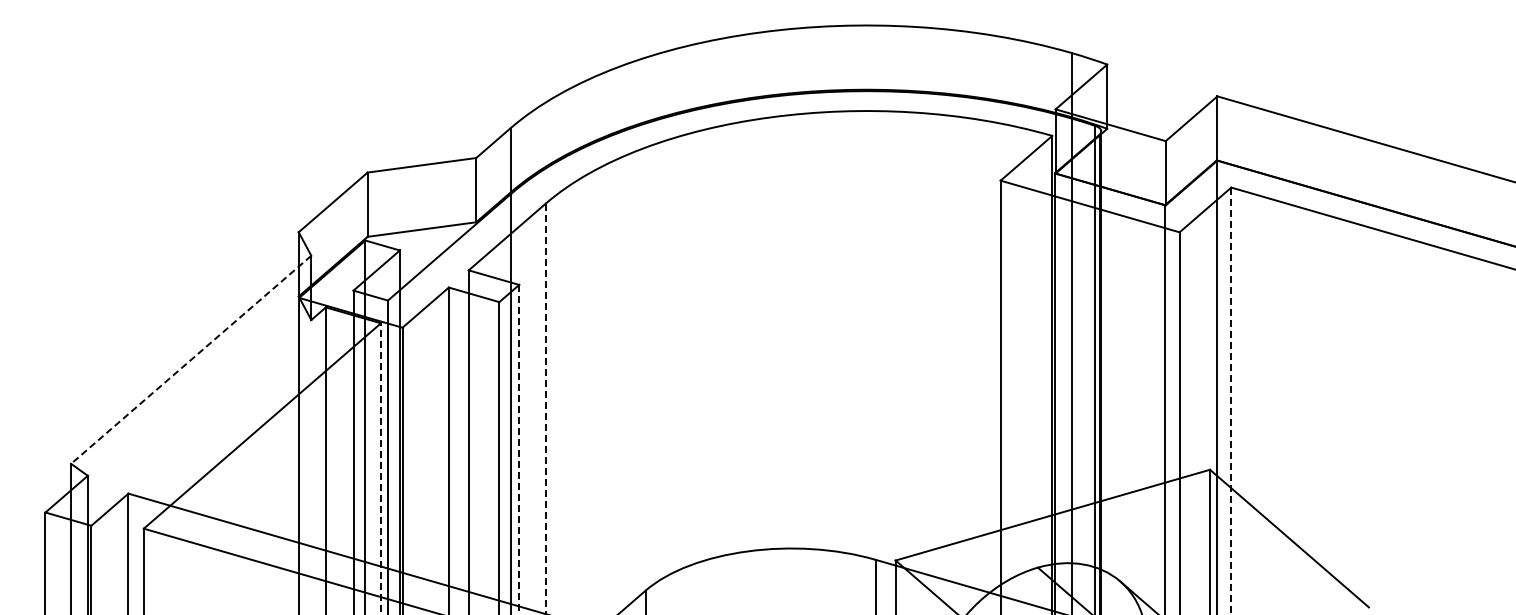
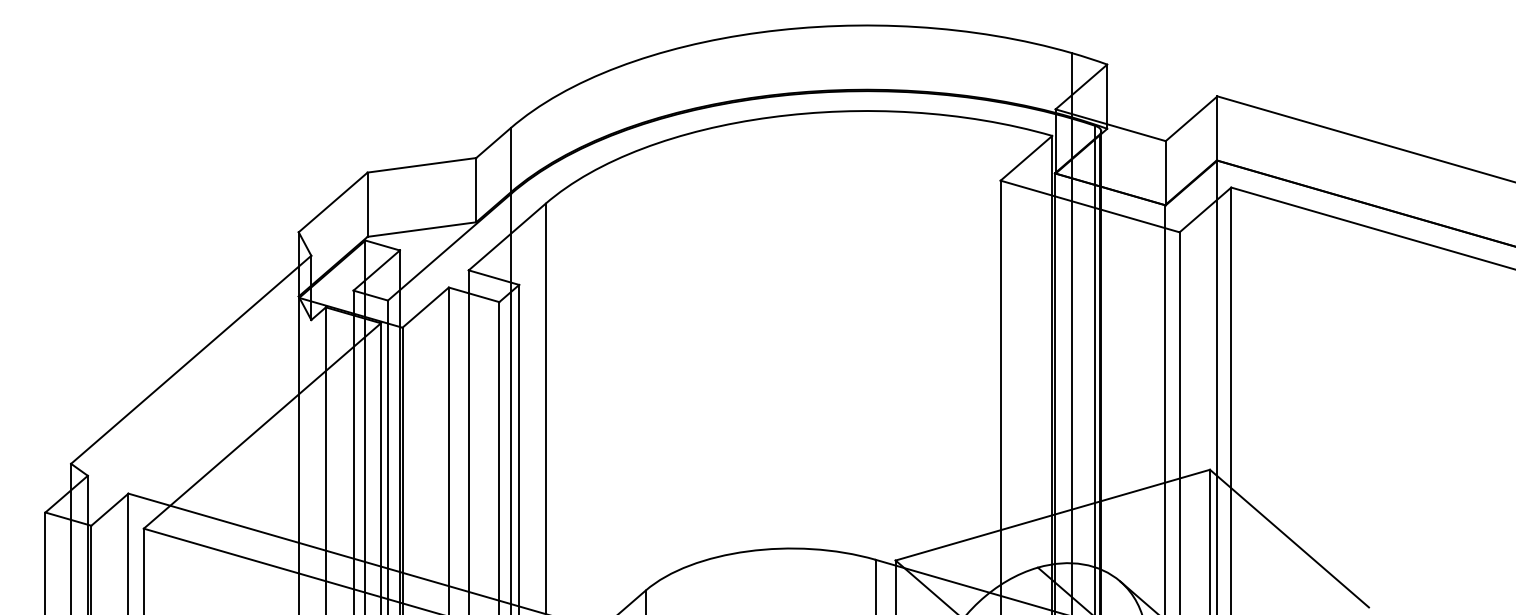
line: dashed -> solid (191, 359)
line: dashed -> solid (1231, 401)
line: dashed -> solid (545, 409)
line: dashed -> solid (519, 449)
line: dashed -> solid (380, 468)
